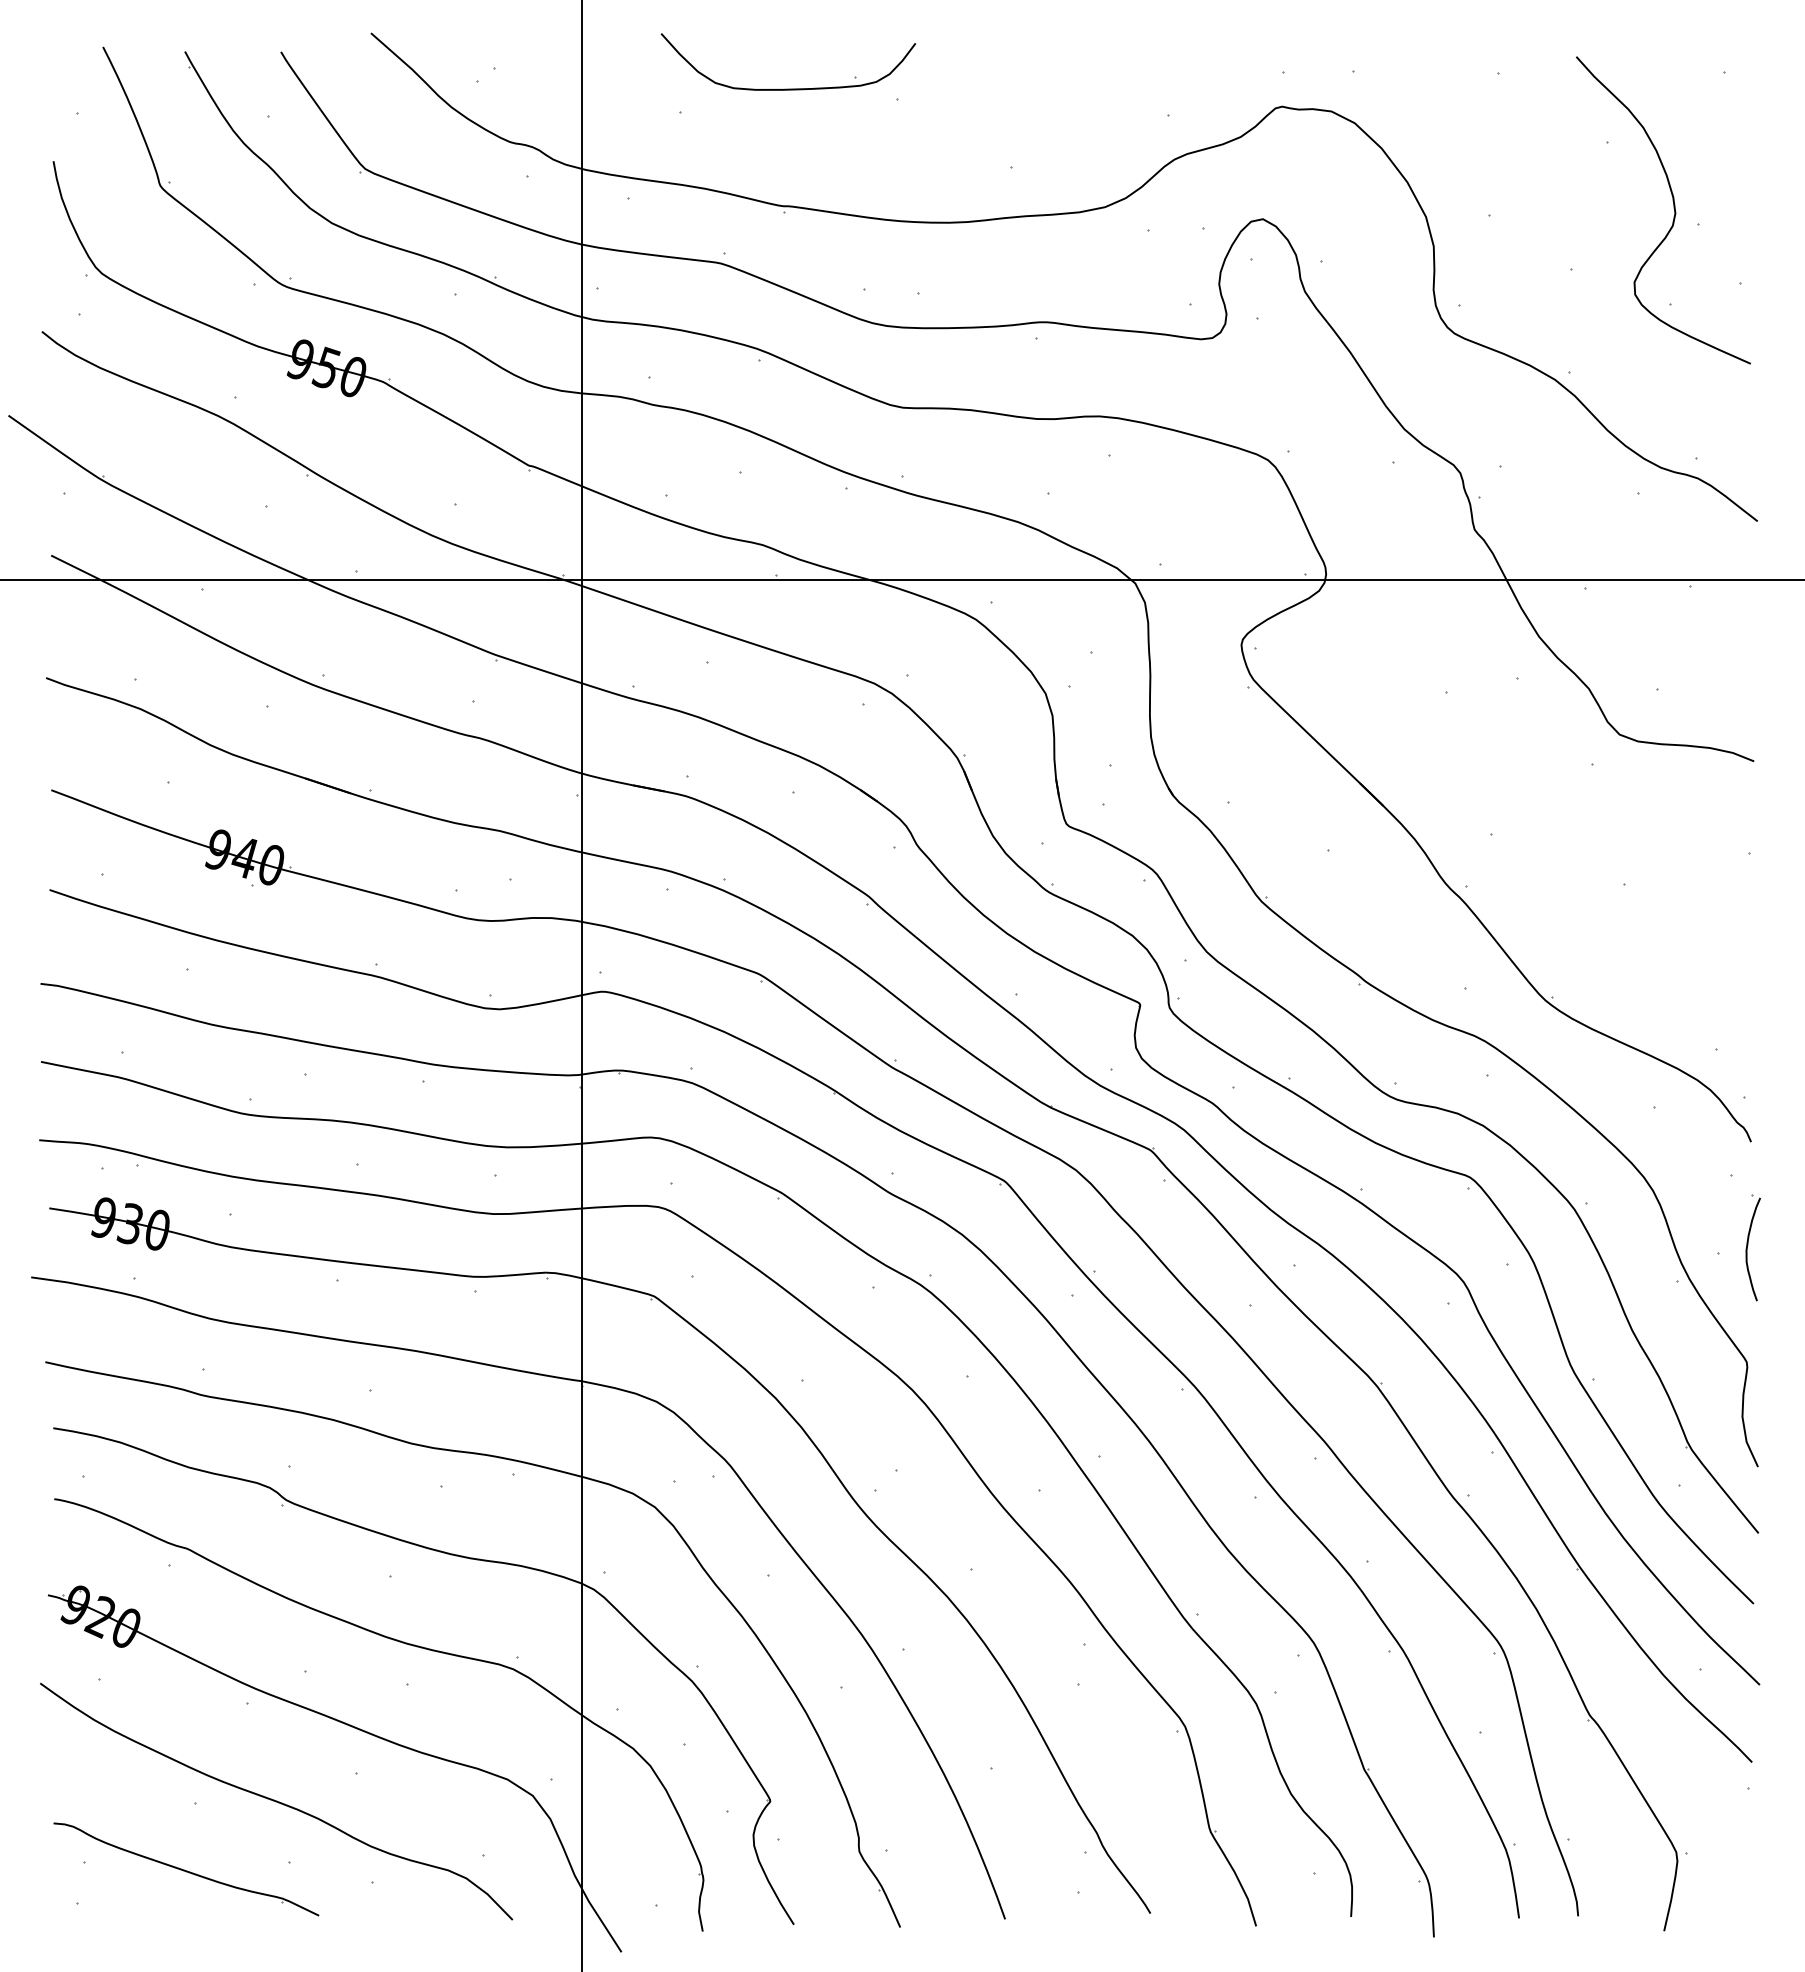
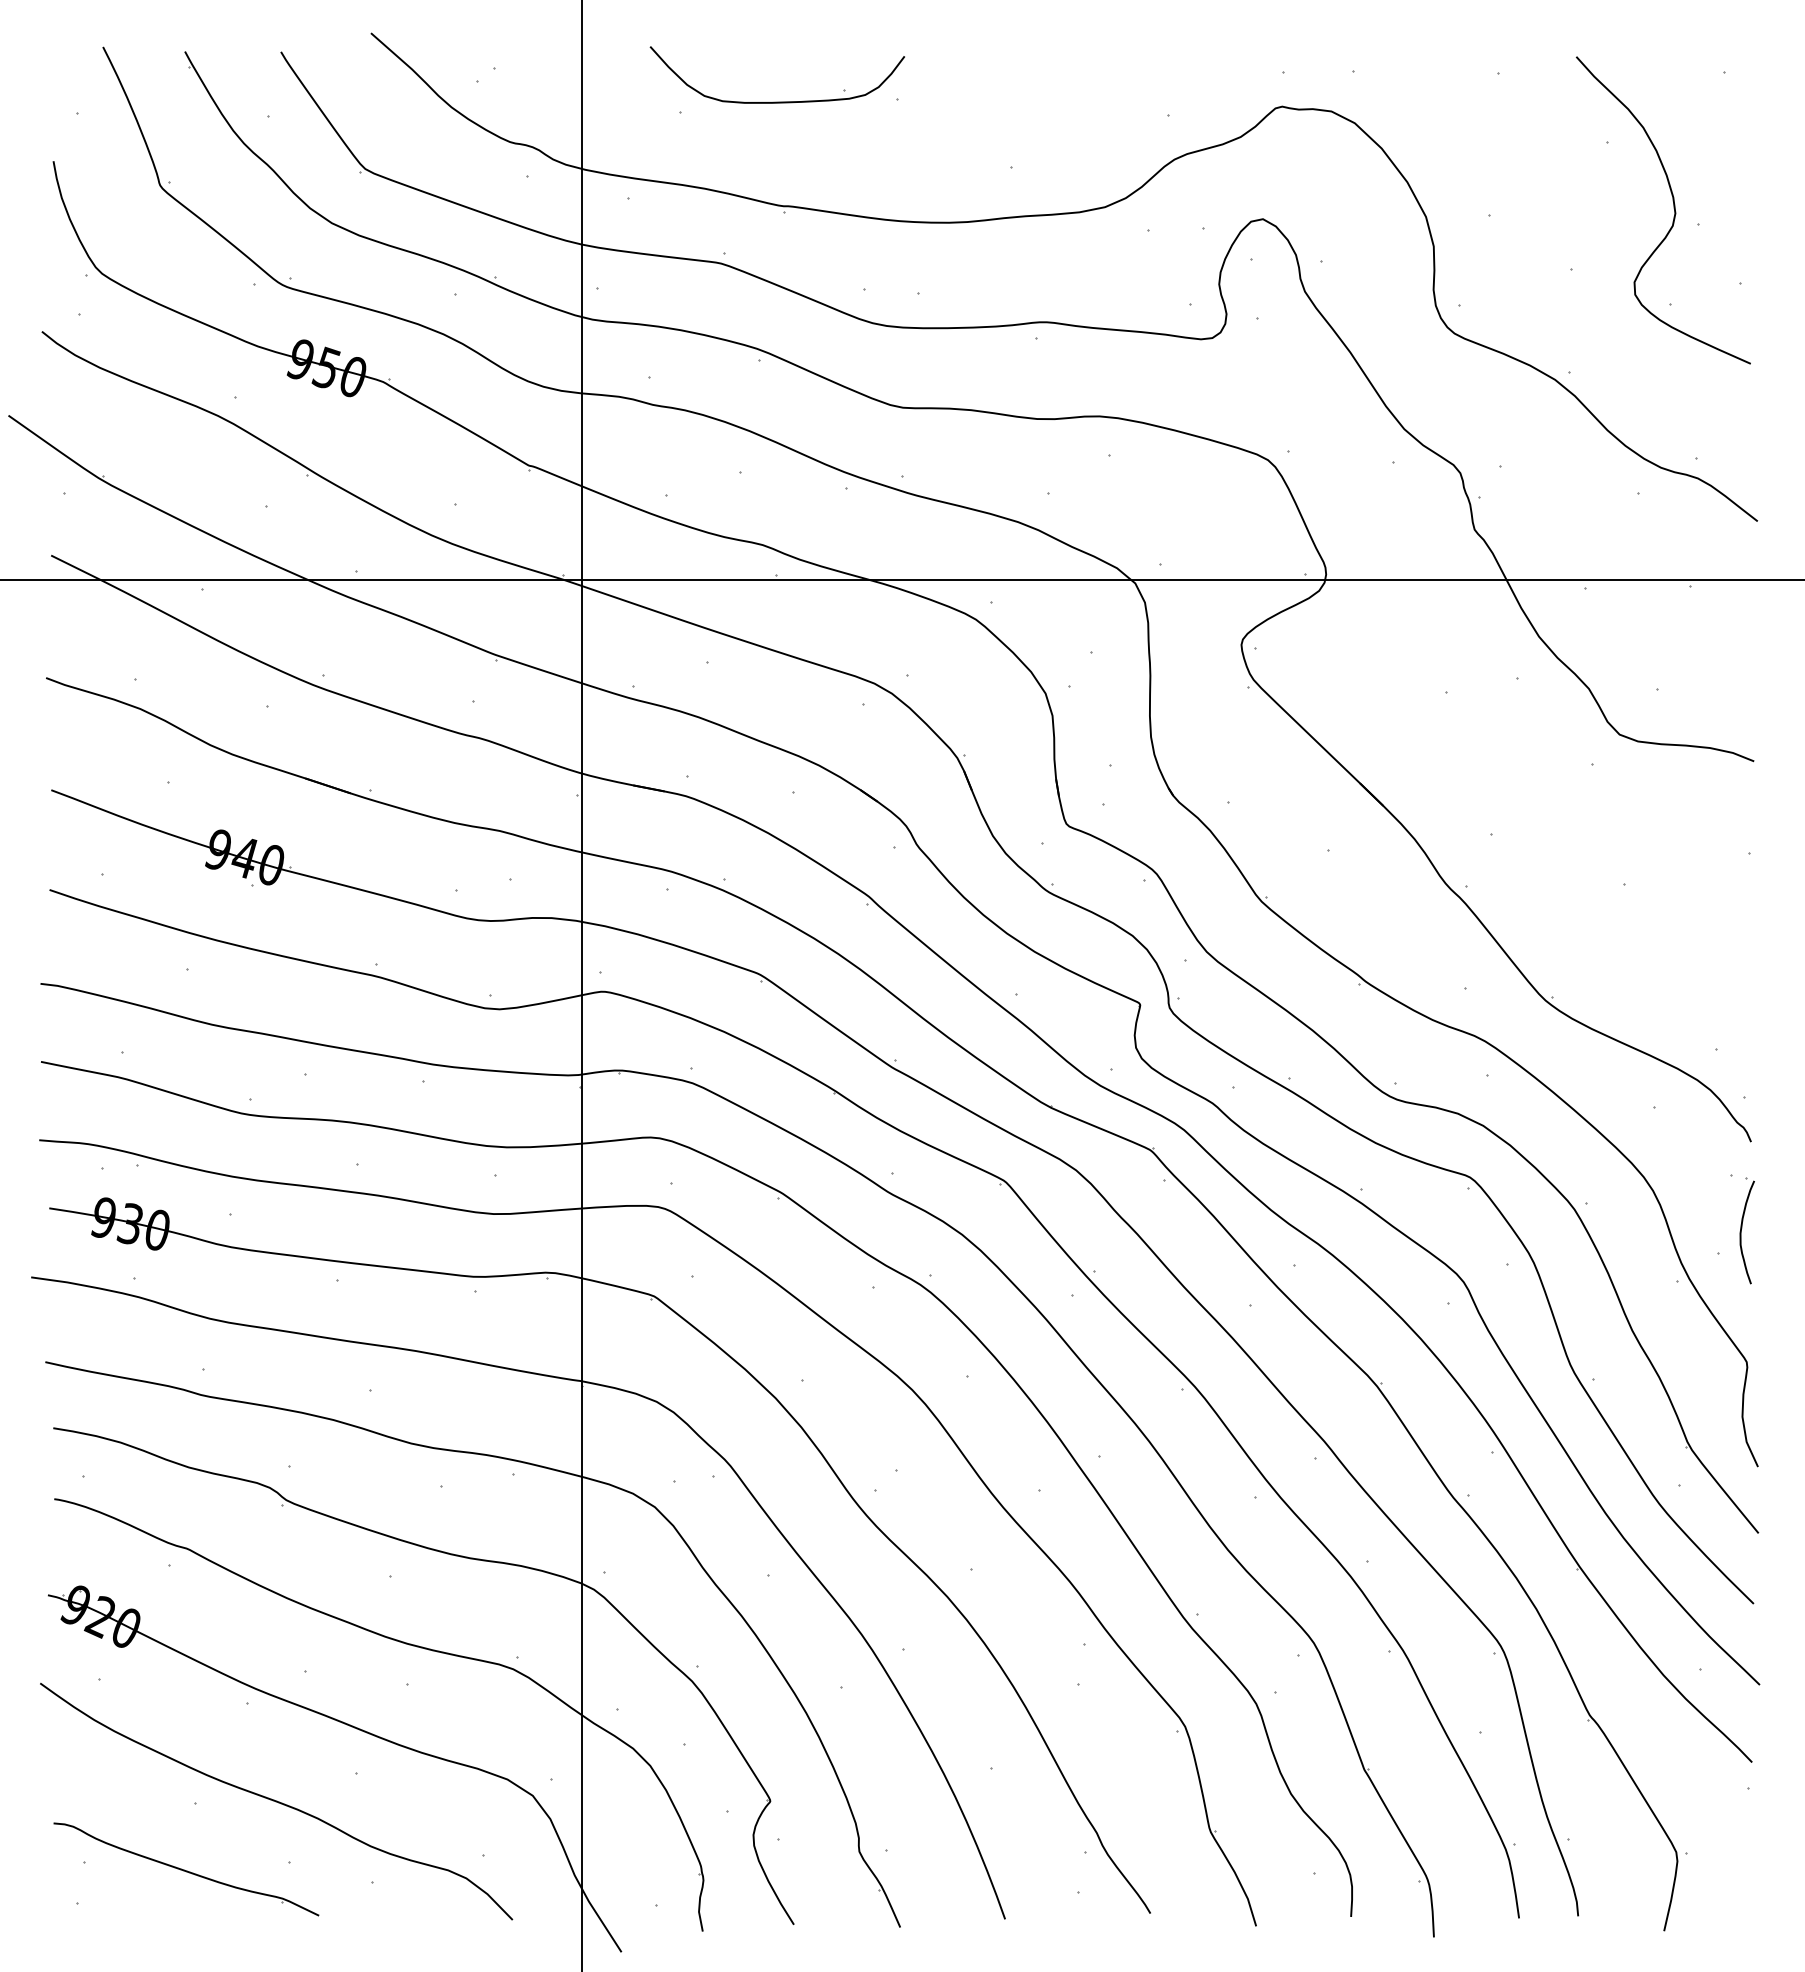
part position: (787, 88) -> (776, 101) (776, 101)
part position: (1752, 1247) -> (1746, 1230) (1746, 1230)
